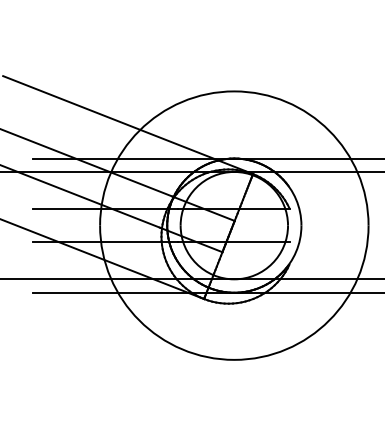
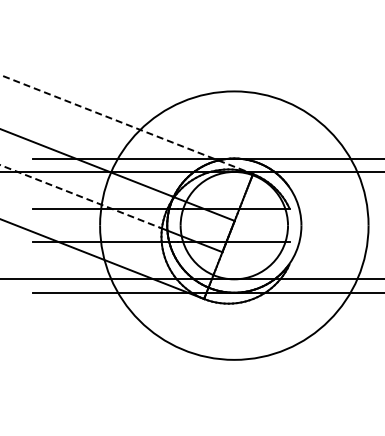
line: solid -> dashed (128, 125)
line: solid -> dashed (80, 196)
